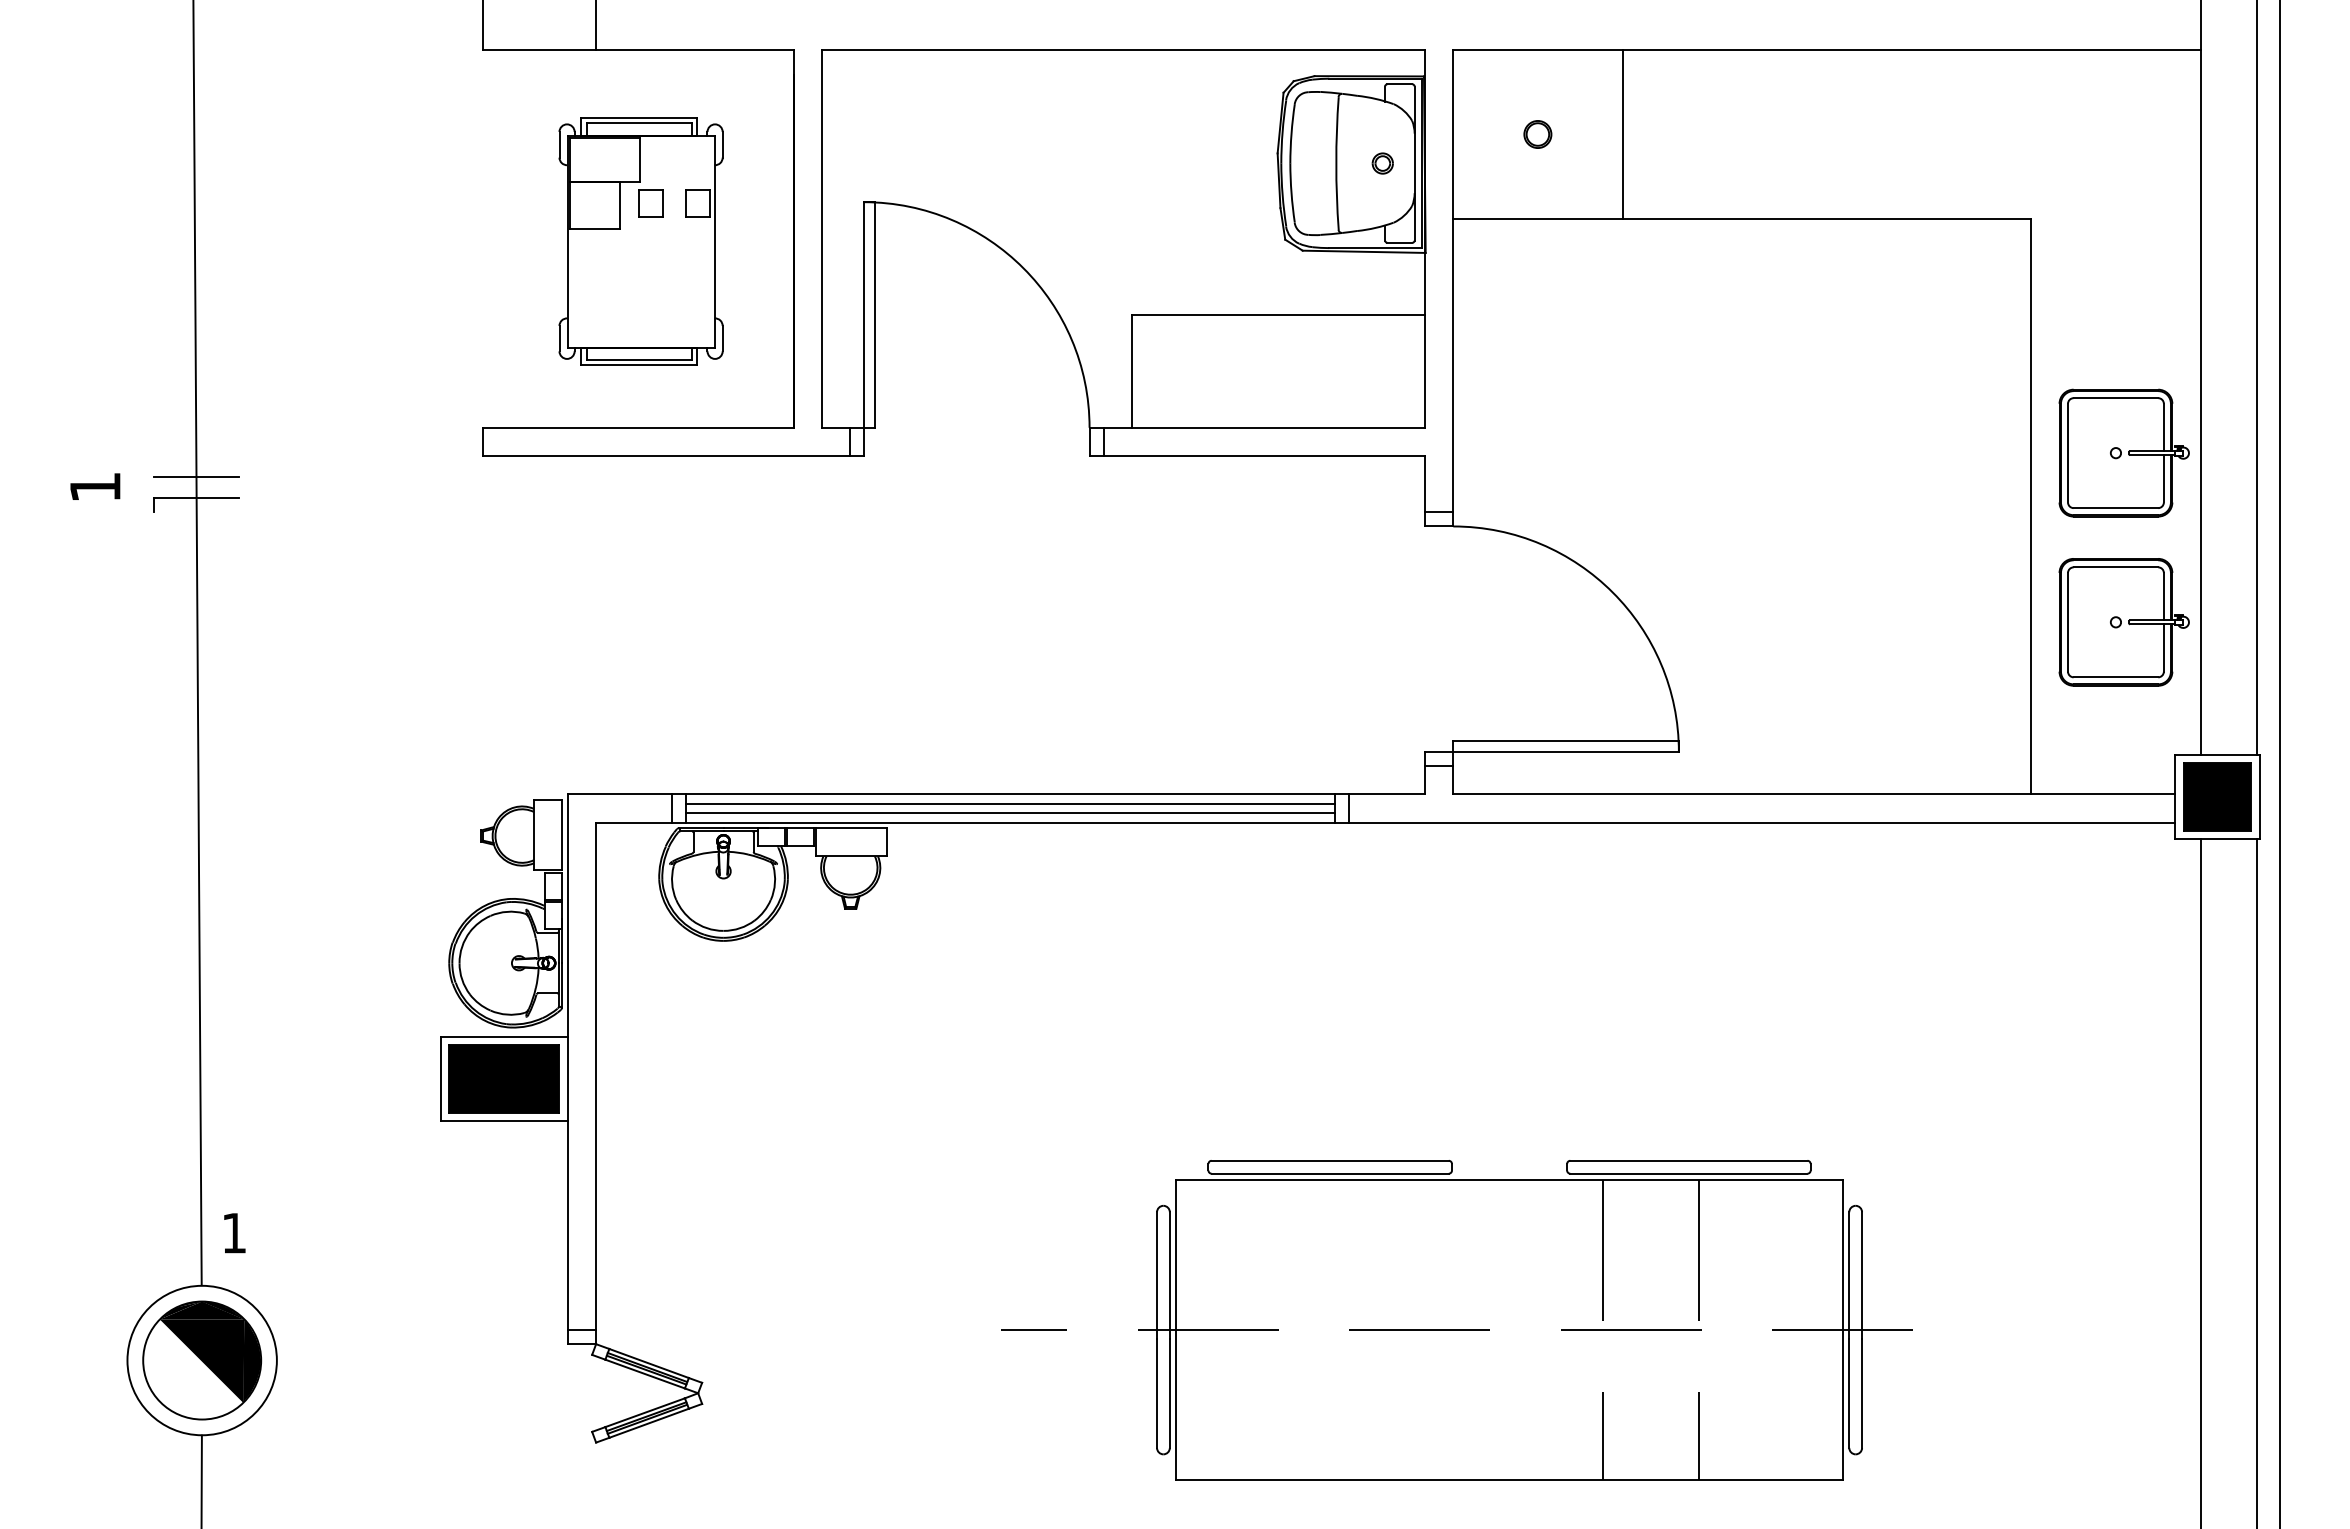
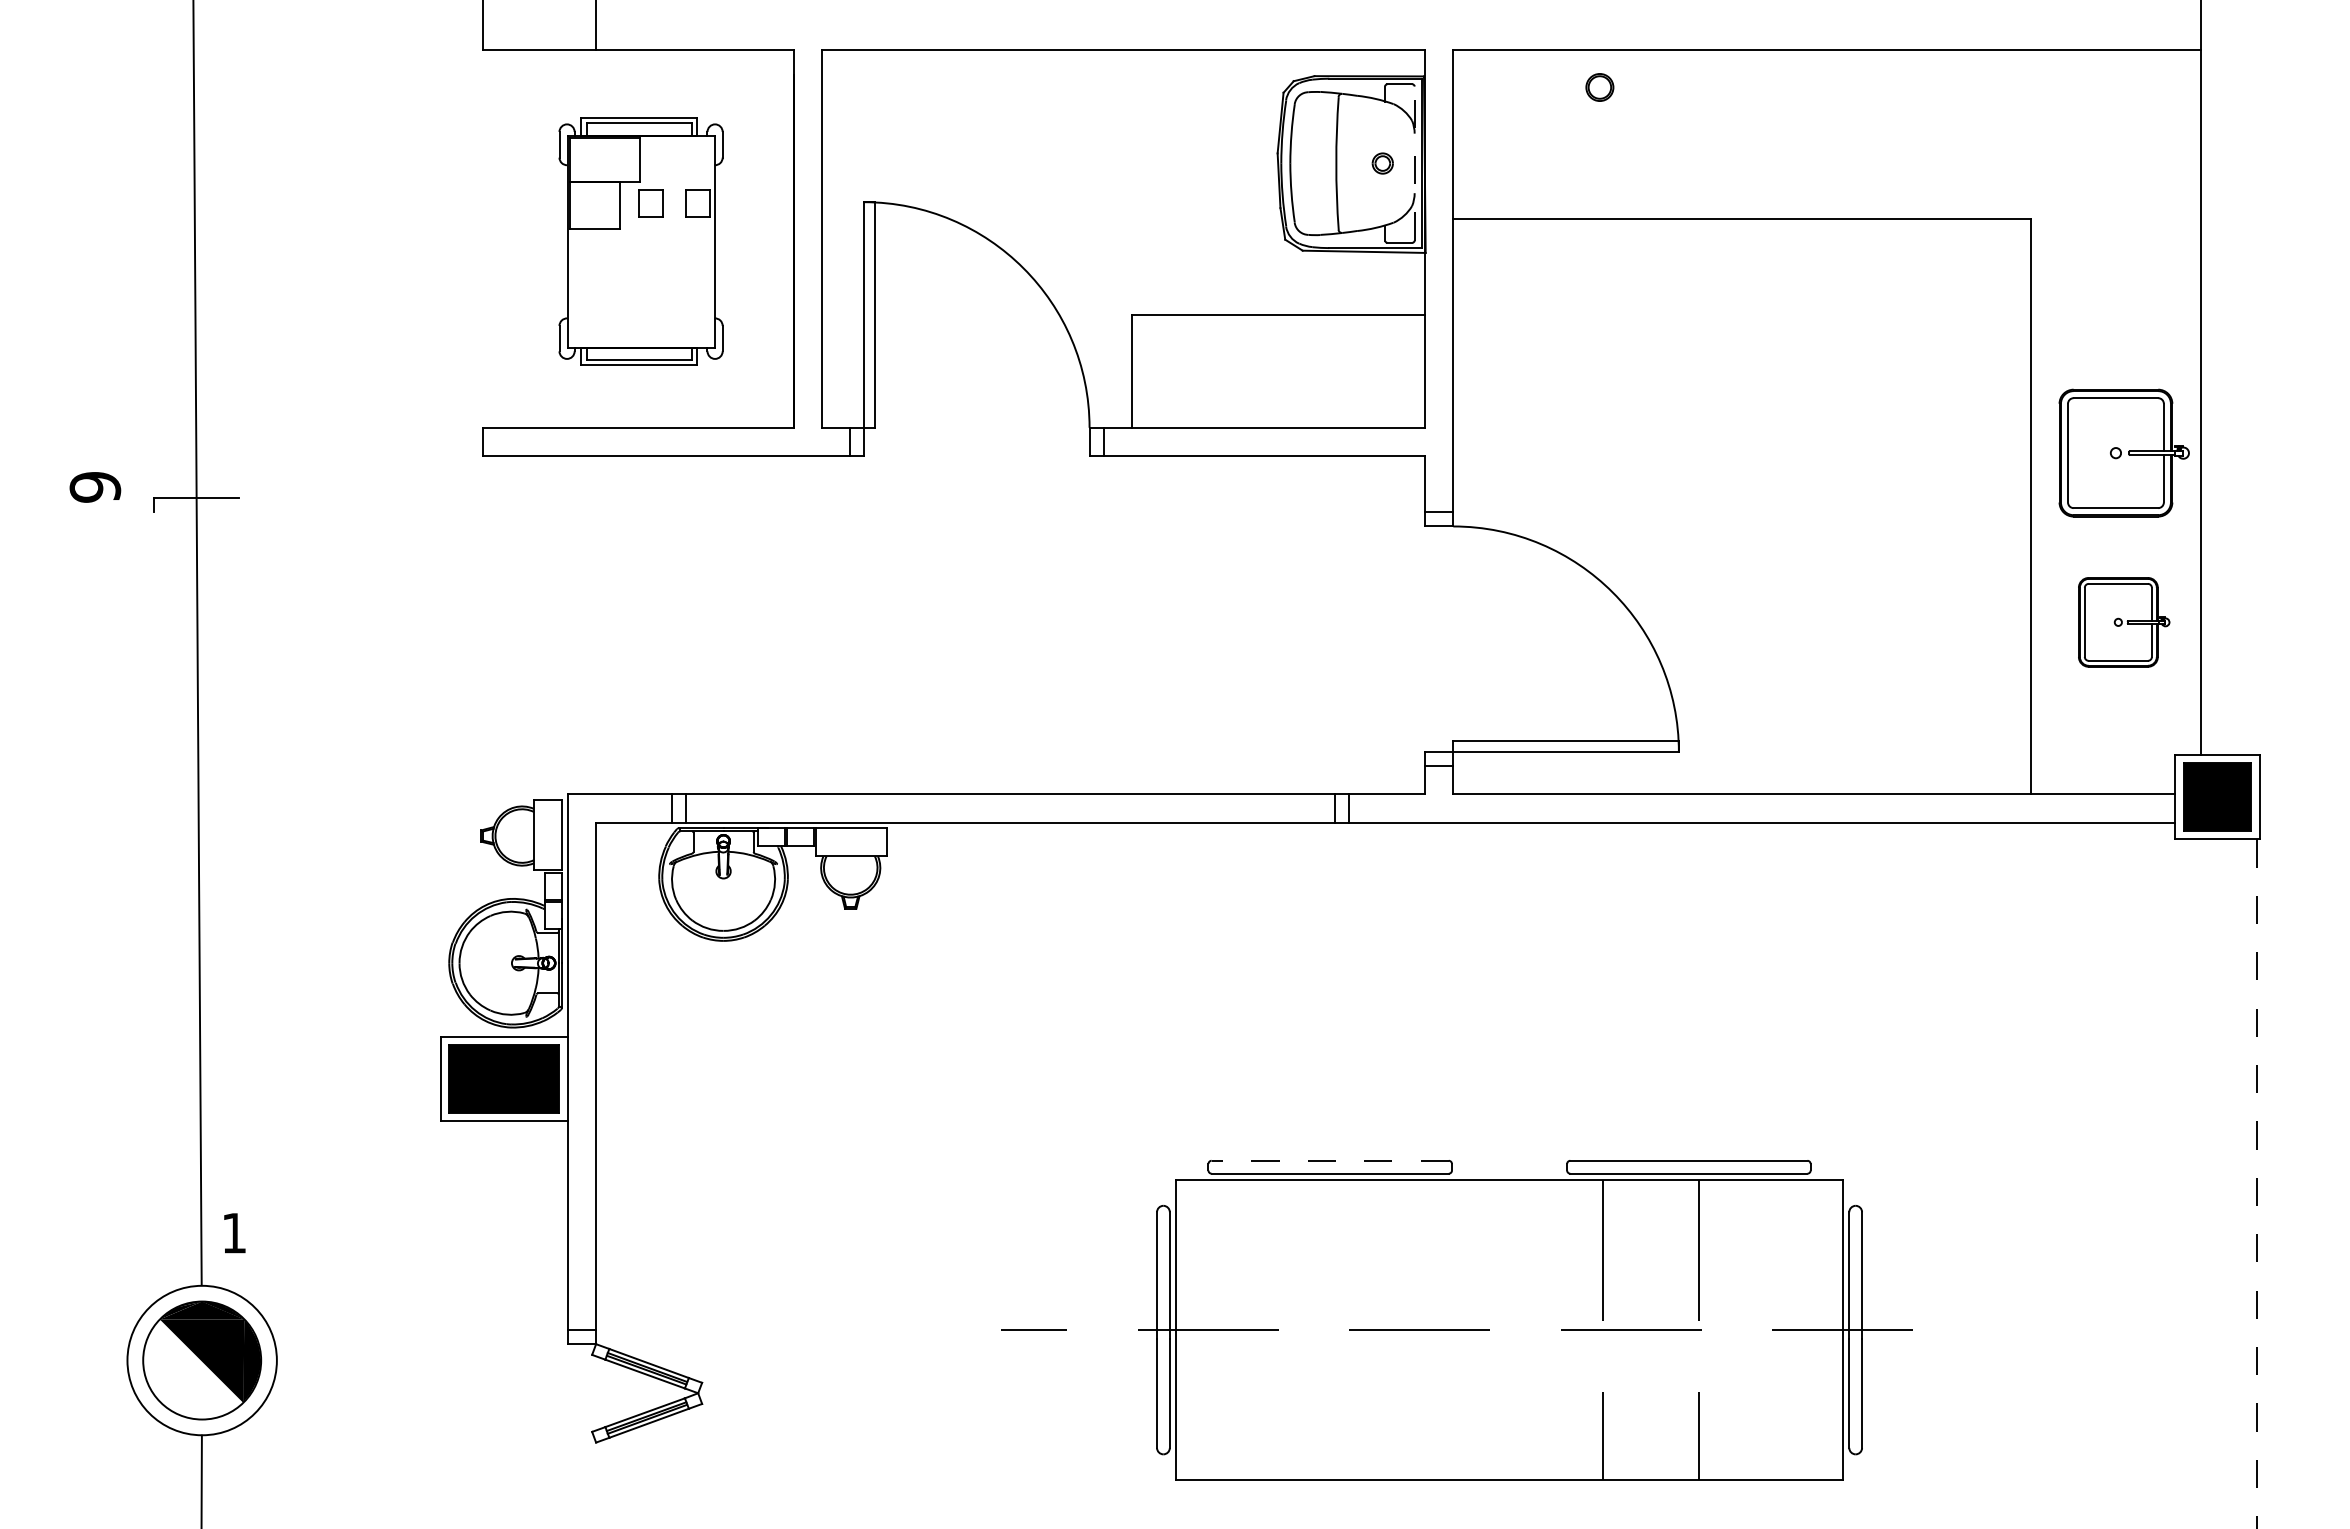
part position: (1537, 134) -> (1599, 87) (1599, 87)
line: present -> none (1622, 134)
line: solid -> dashed (1414, 163)
line: present -> none (2256, 378)
line: present -> none (196, 476)
text: 1 -> 9 (95, 487)
part size: 132x129 px -> 93x91 px (2124, 622)
line: present -> none (2279, 763)
line: present -> none (1010, 804)
line: present -> none (1010, 812)
line: solid -> dashed (1330, 1160)
line: present -> none (2200, 1182)
line: solid -> dashed (2256, 1184)
